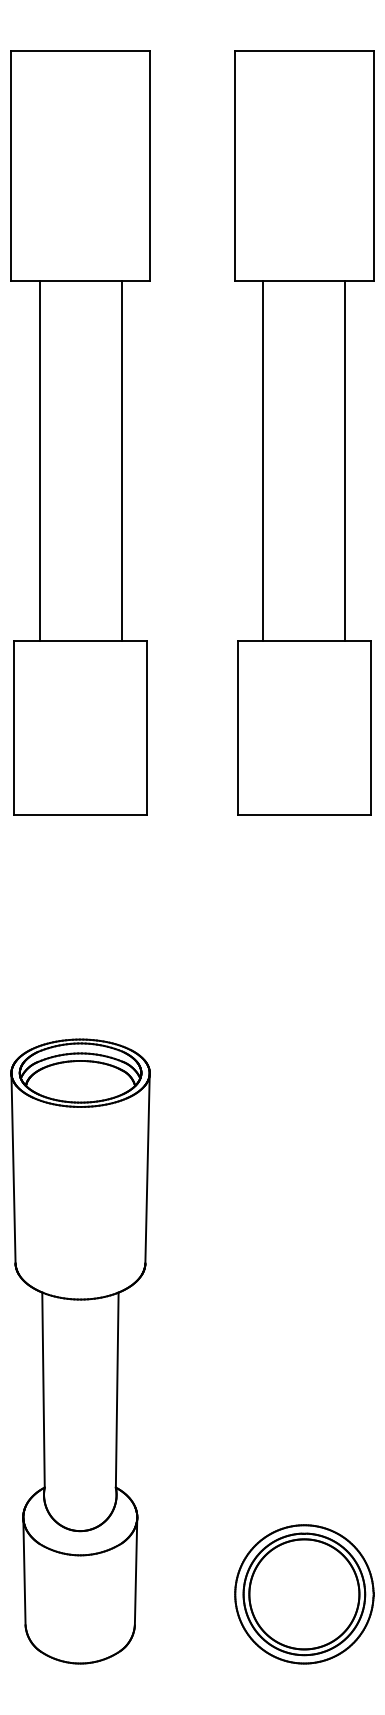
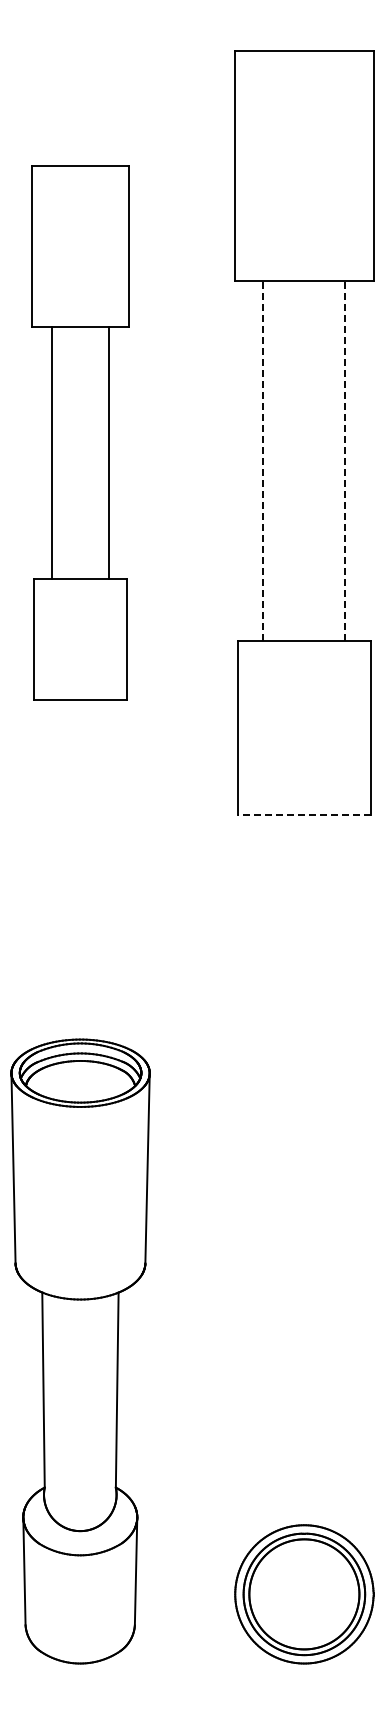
part size: 141x766 px -> 99x536 px (80, 432)
line: solid -> dashed (263, 460)
line: solid -> dashed (345, 460)
line: solid -> dashed (304, 814)
